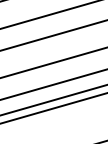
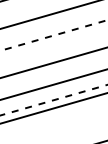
line: solid -> dashed (53, 35)
line: solid -> dashed (53, 100)
